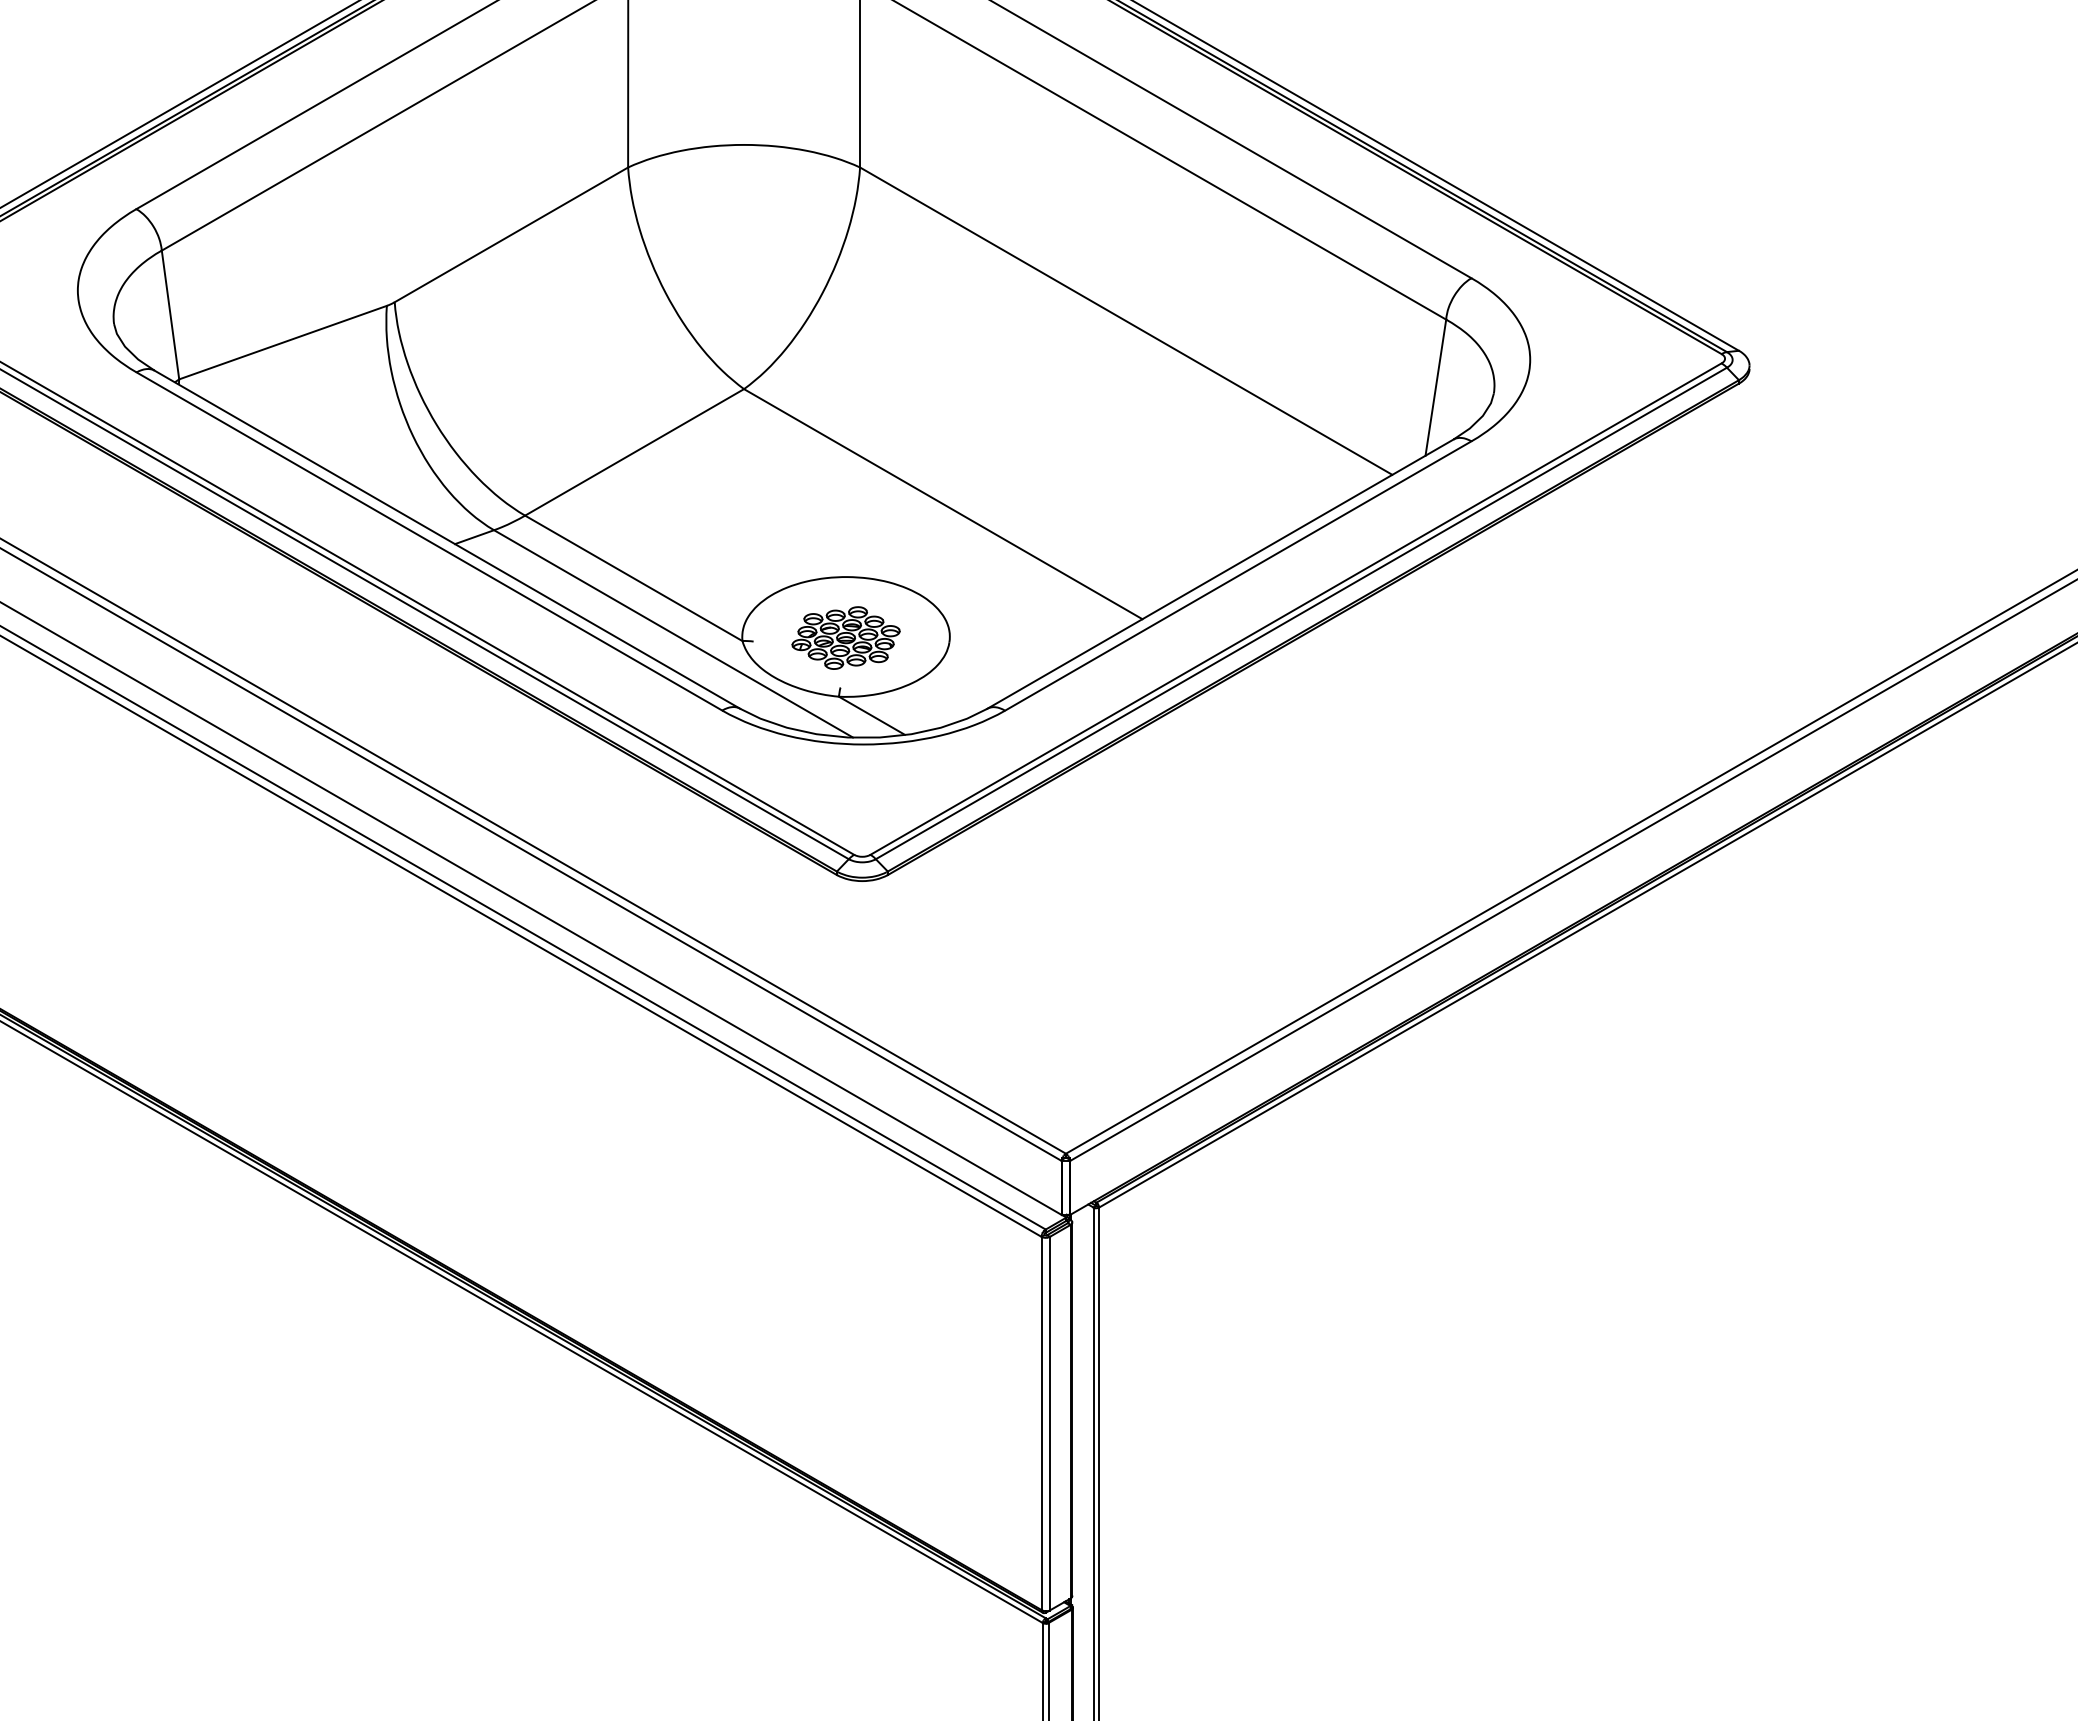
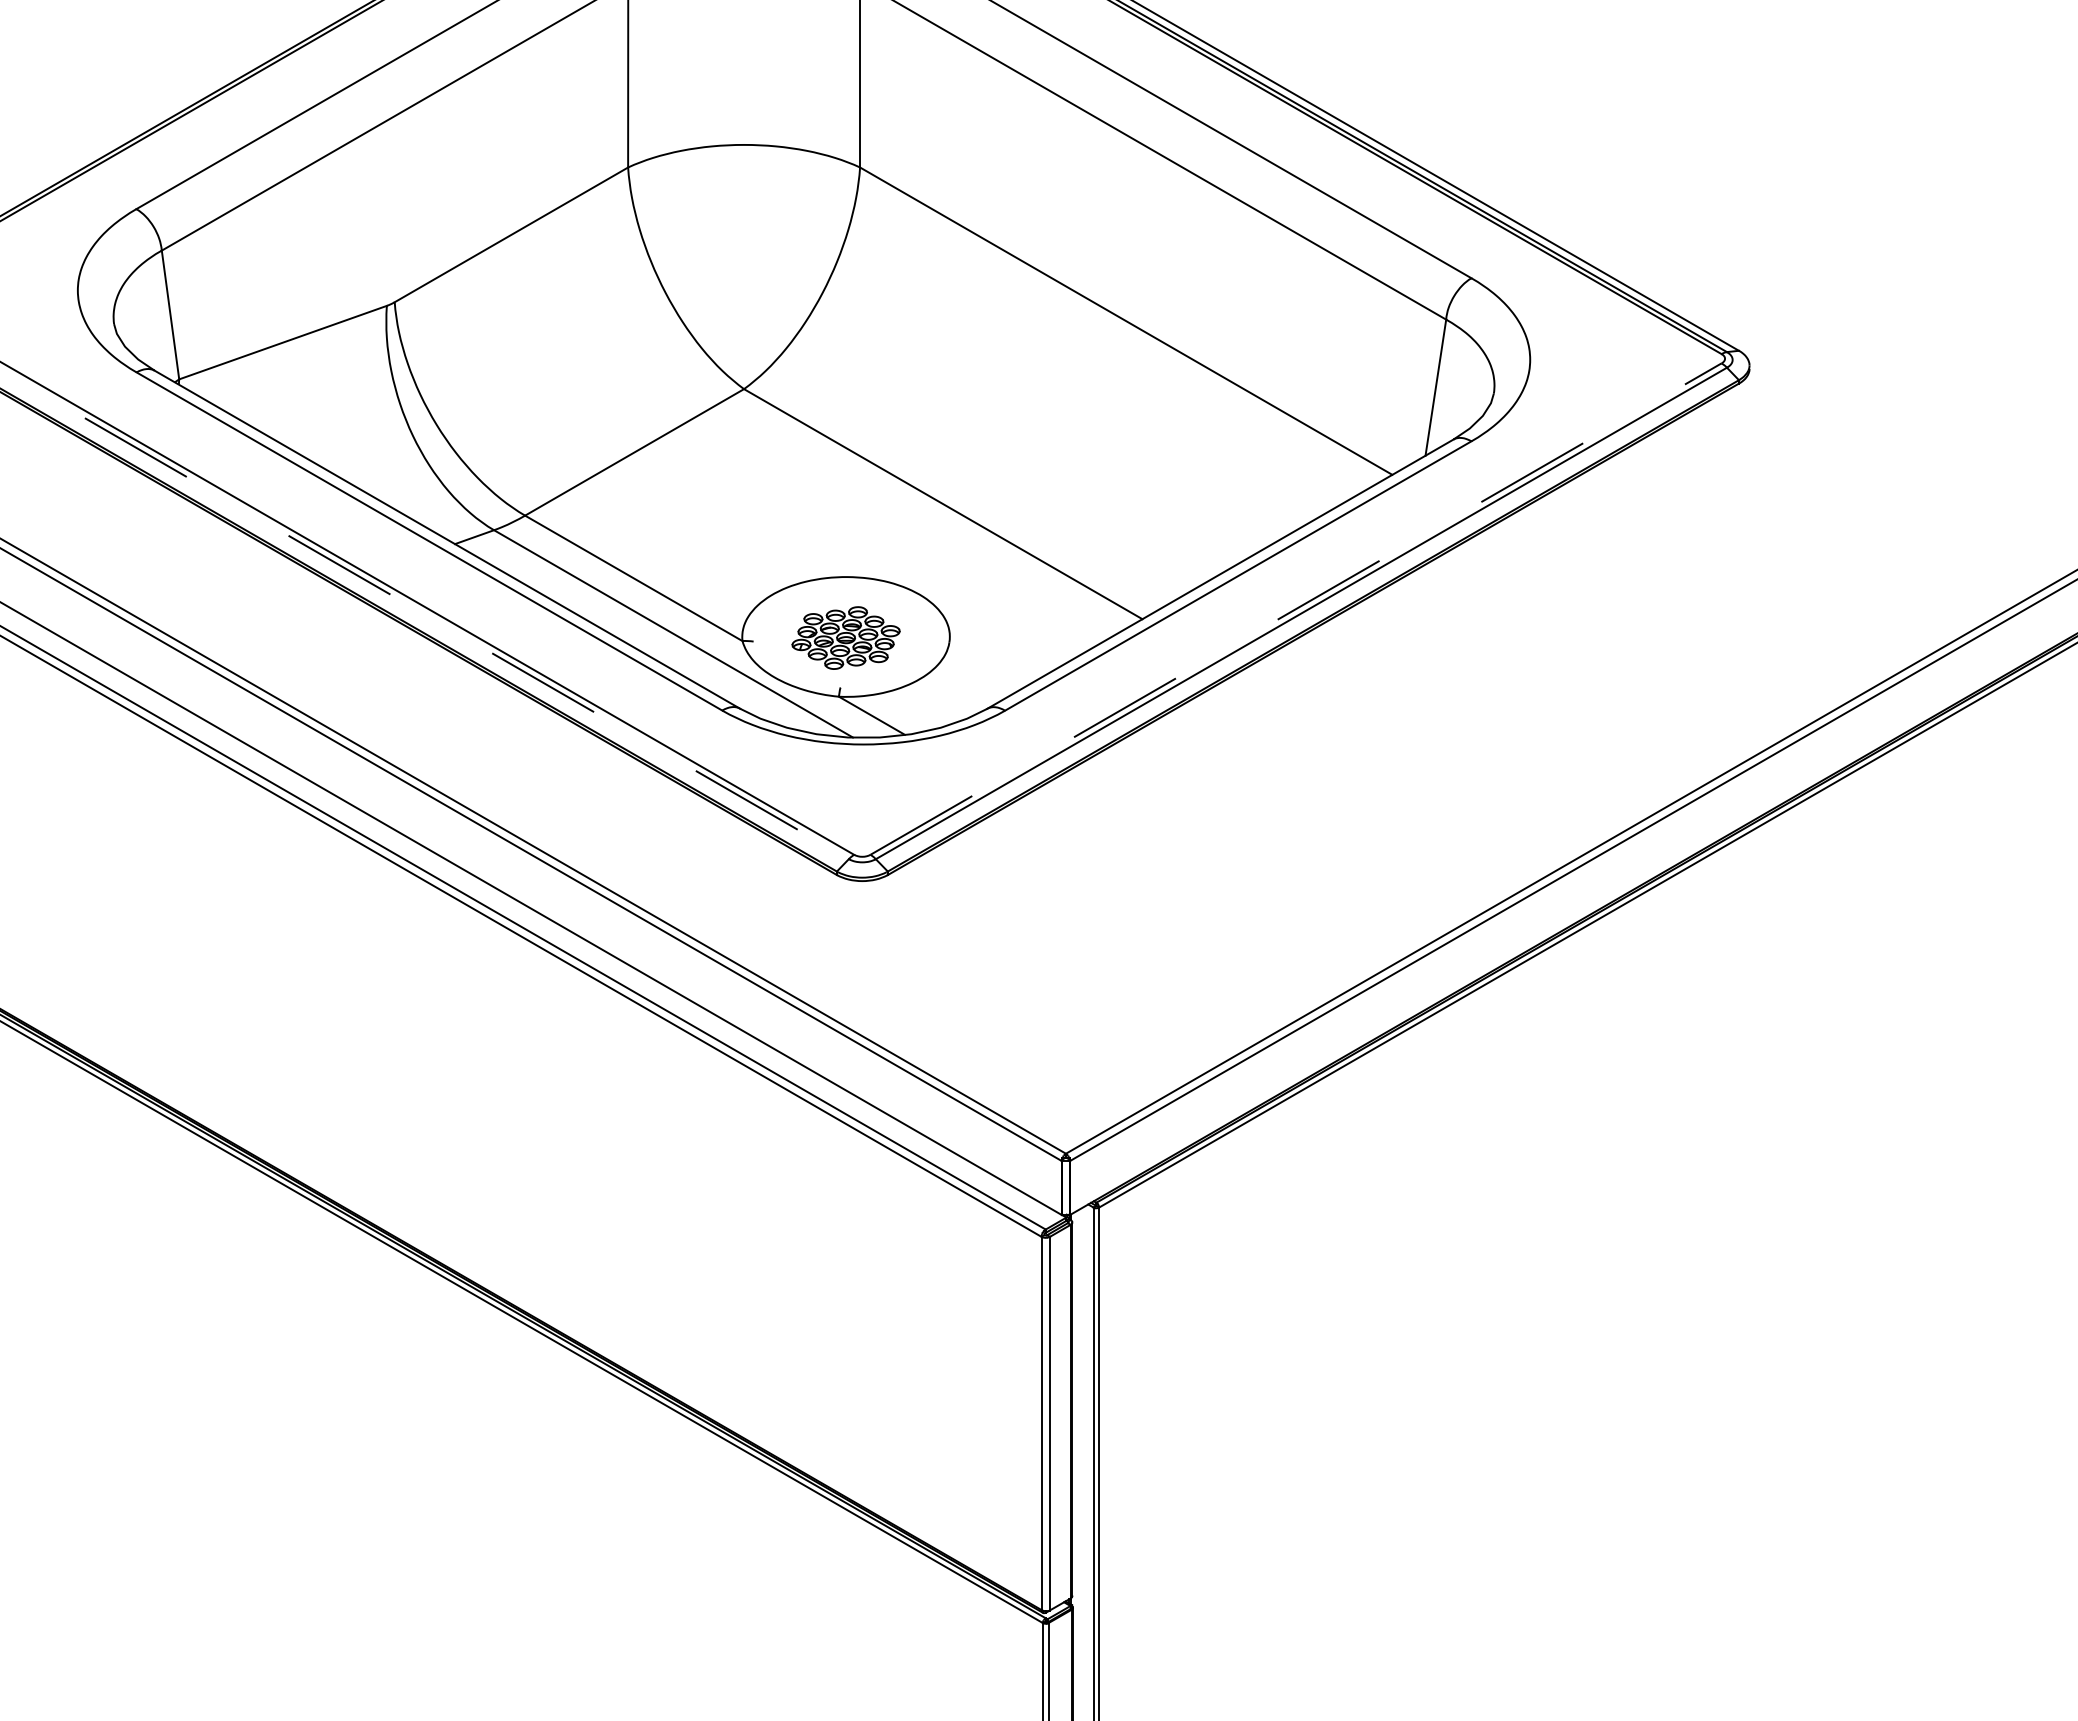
line: present -> none (179, 104)
line: solid -> dashed (1296, 608)
line: solid -> dashed (424, 614)
